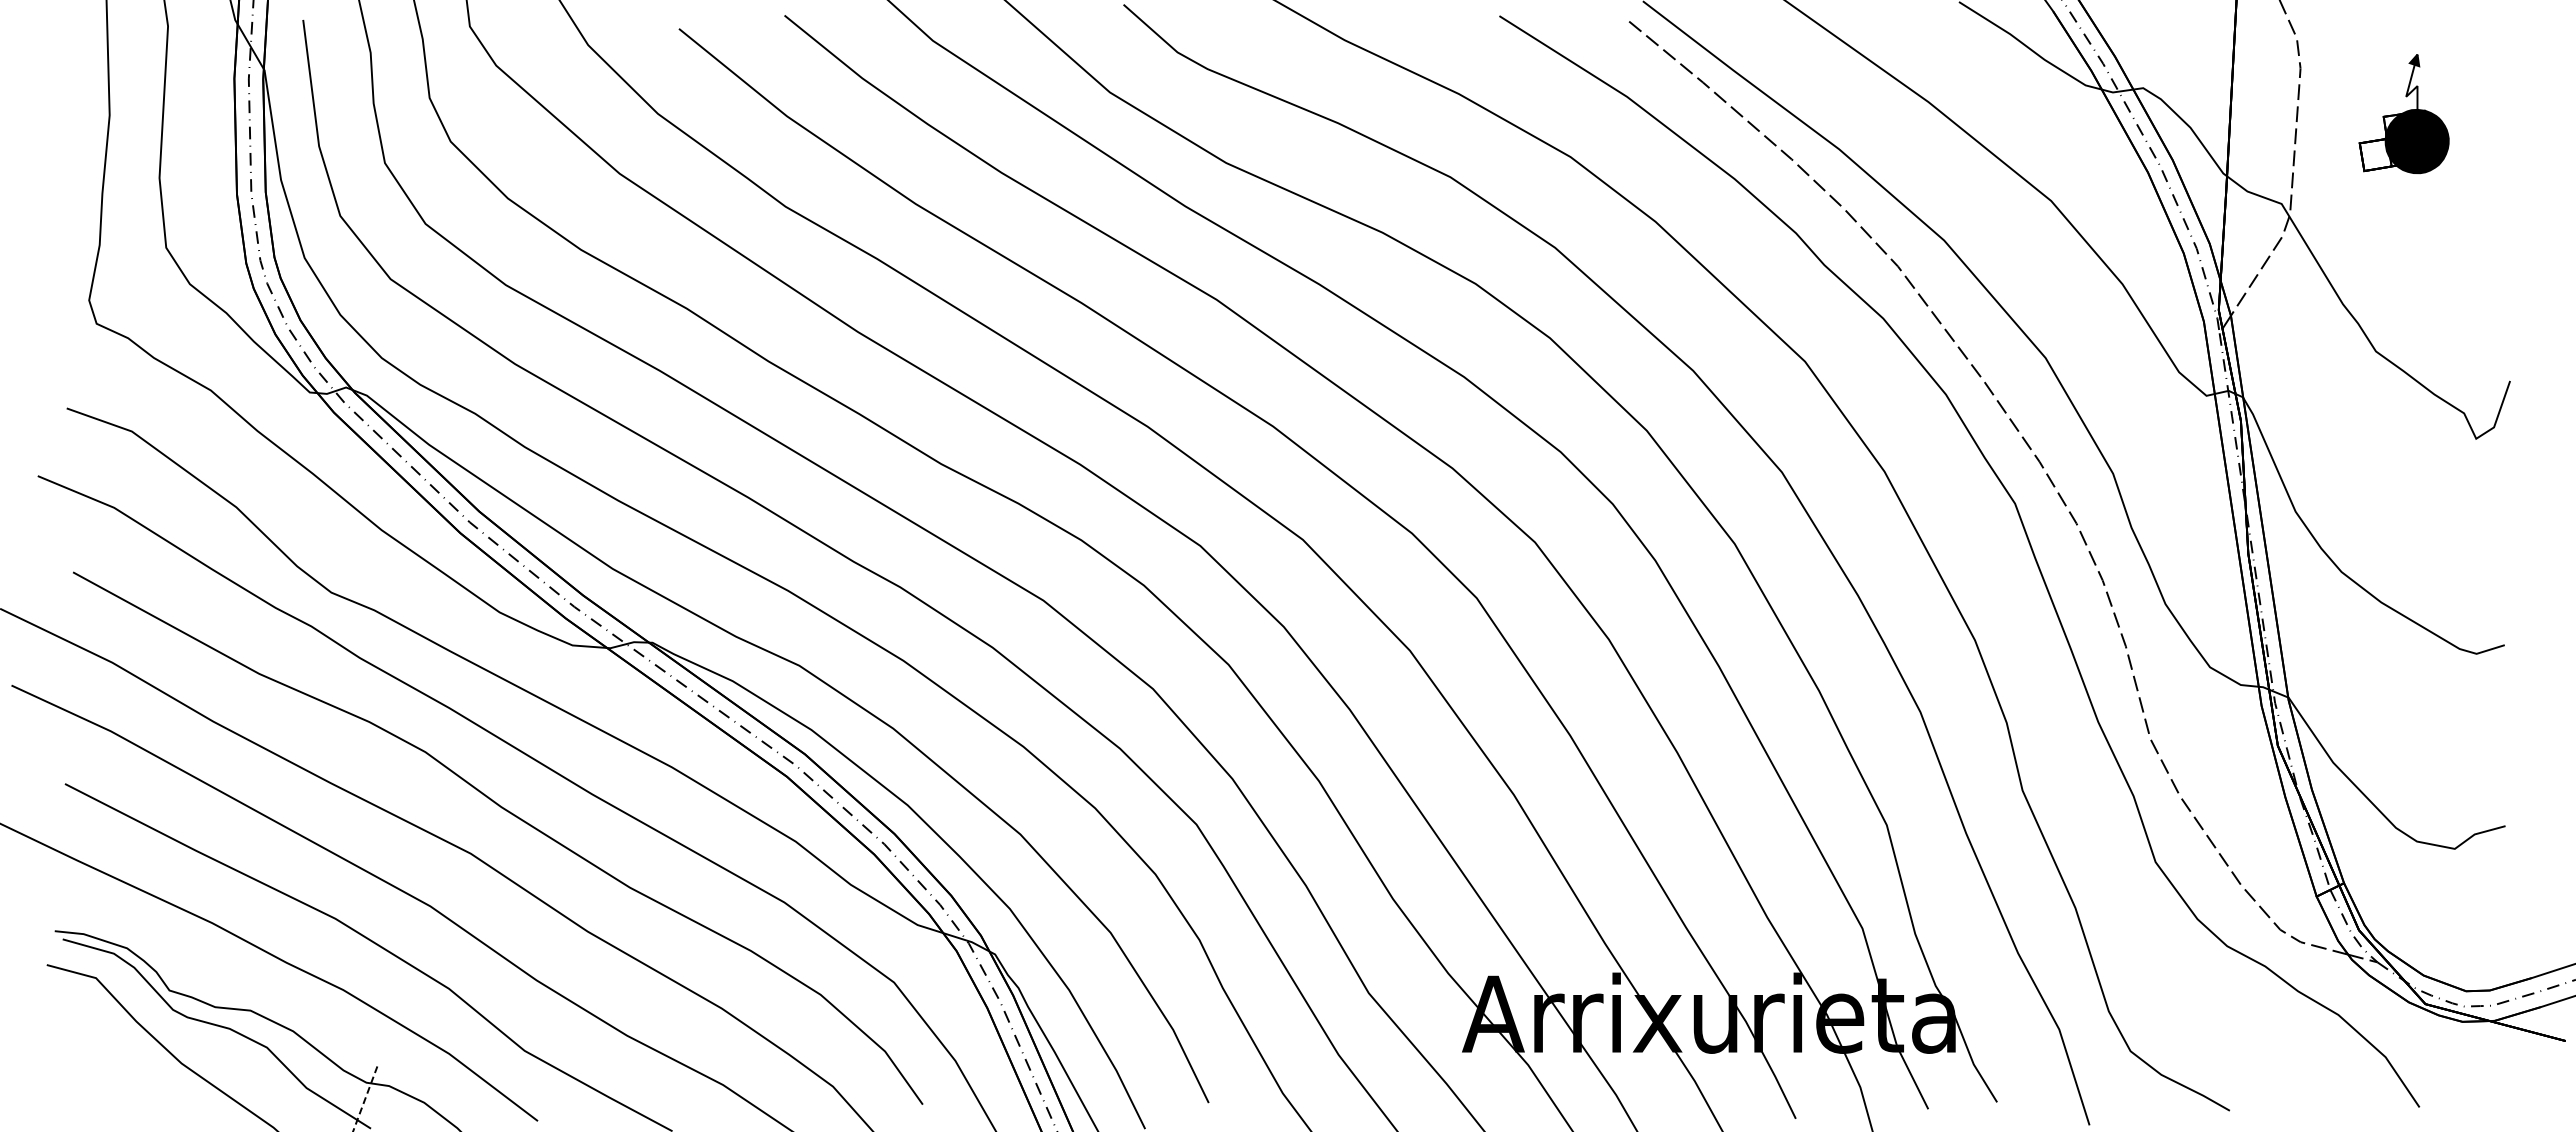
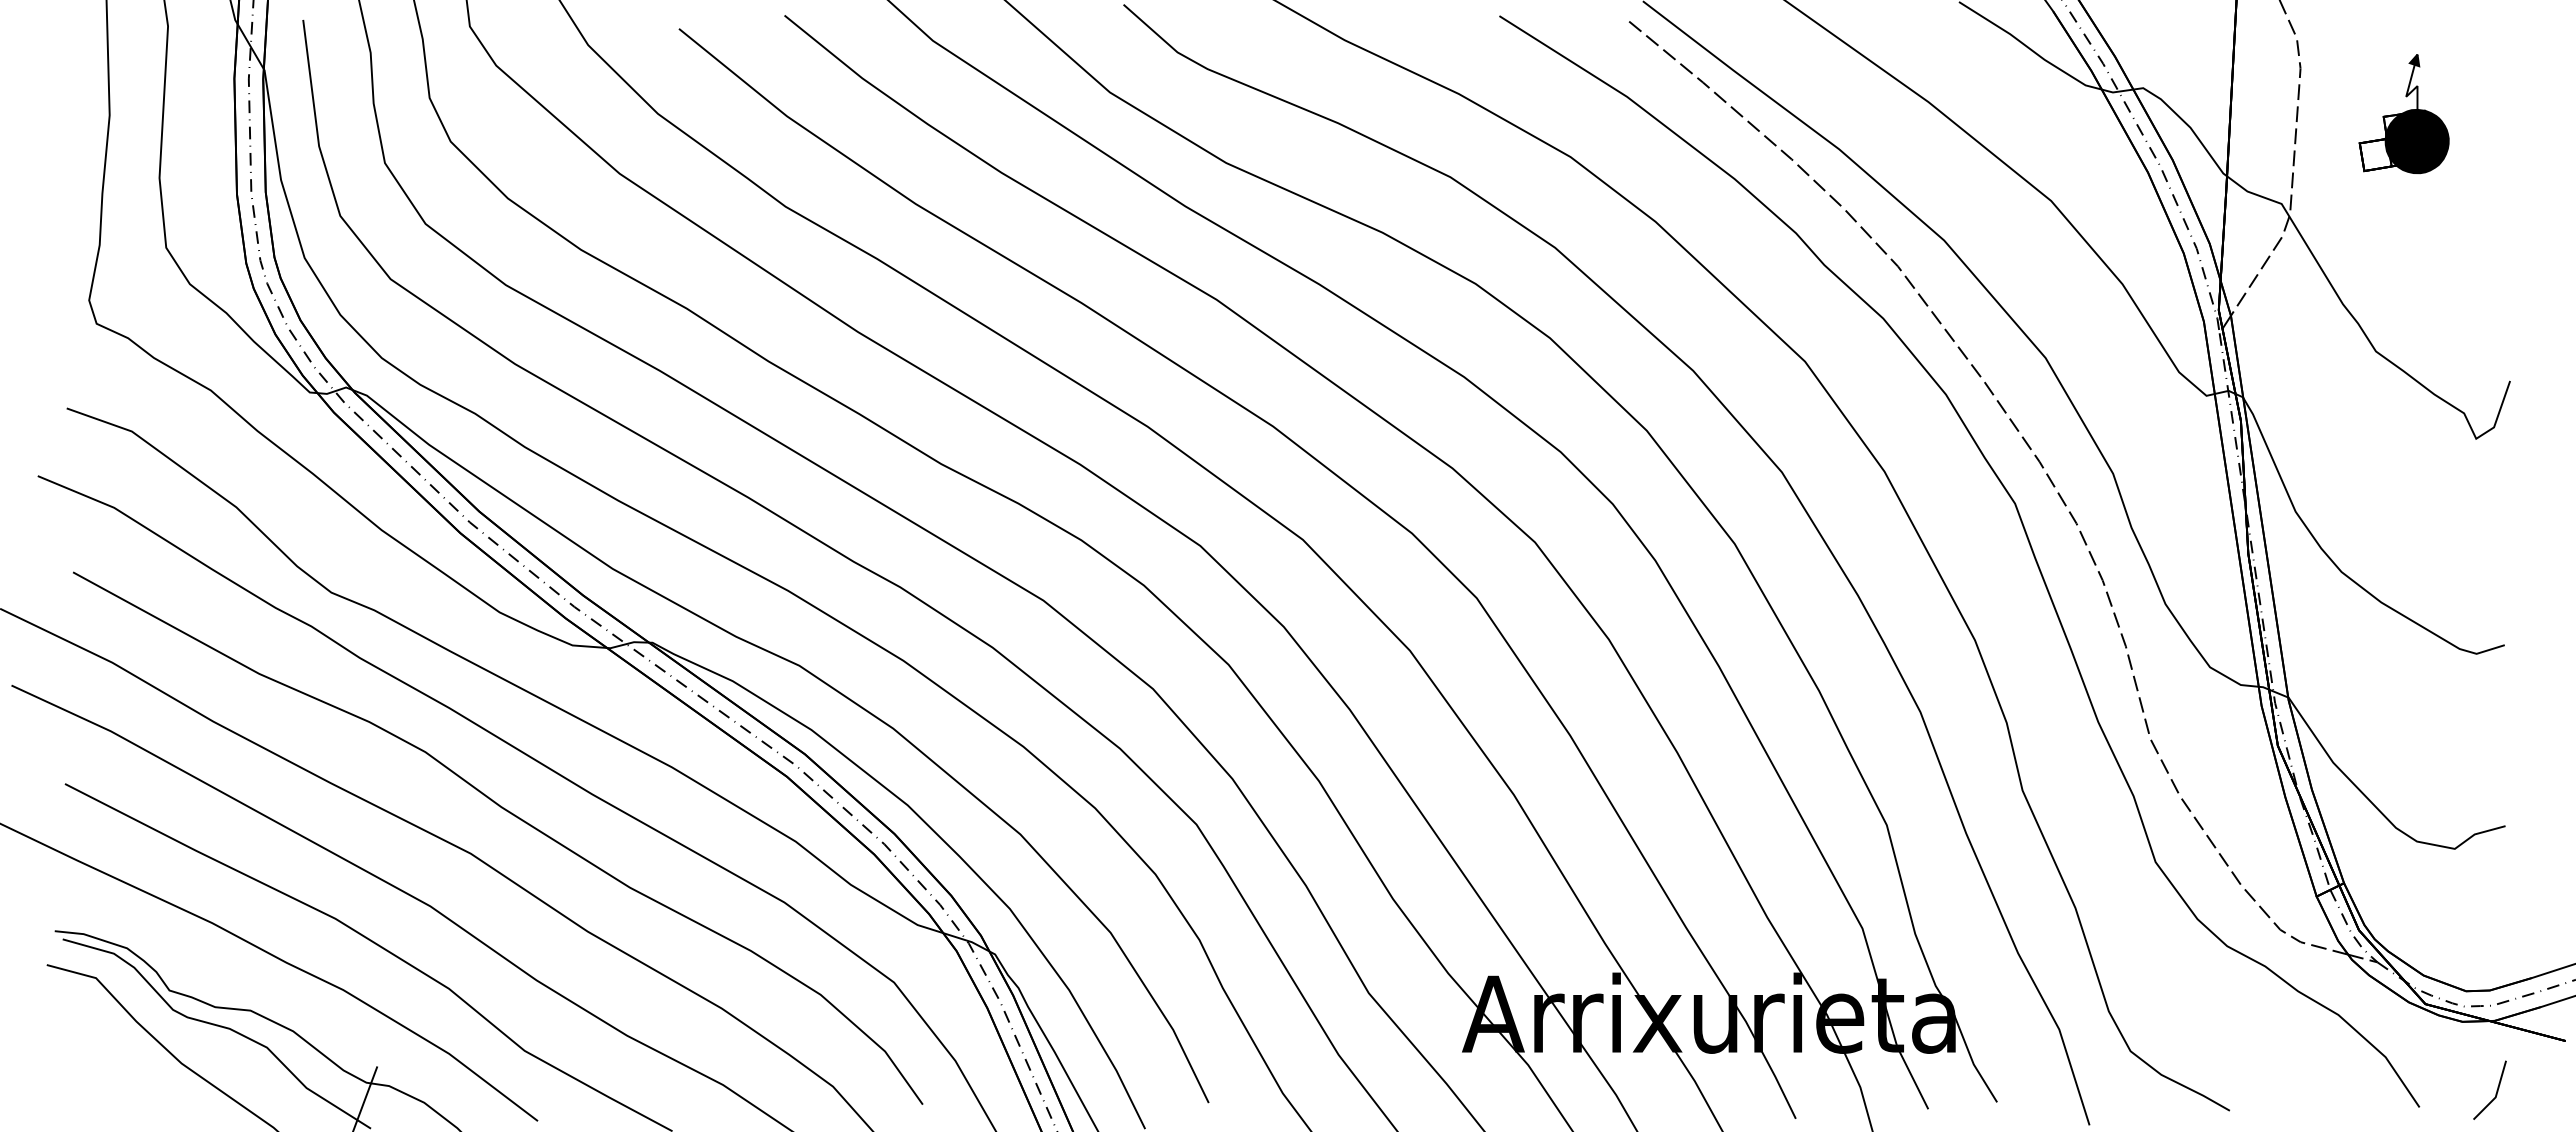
line: none -> present (2496, 1090)
line: dashed -> solid (365, 1098)
